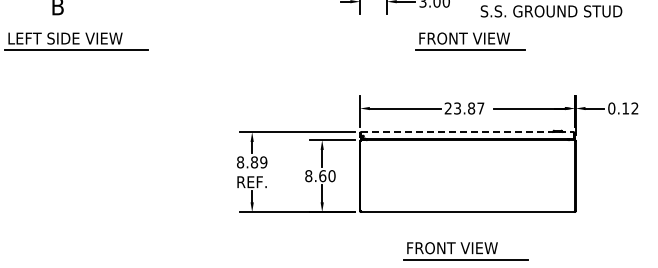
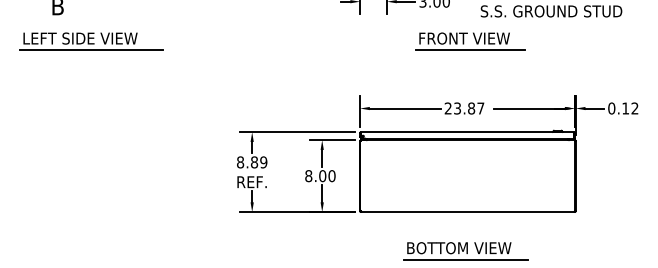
part position: (76, 41) -> (91, 41) (91, 41)
line: dashed -> solid (467, 132)
text: 8.60 -> 8.00 (322, 175)
text: FRONT VIEW -> BOTTOM VIEW (459, 248)
